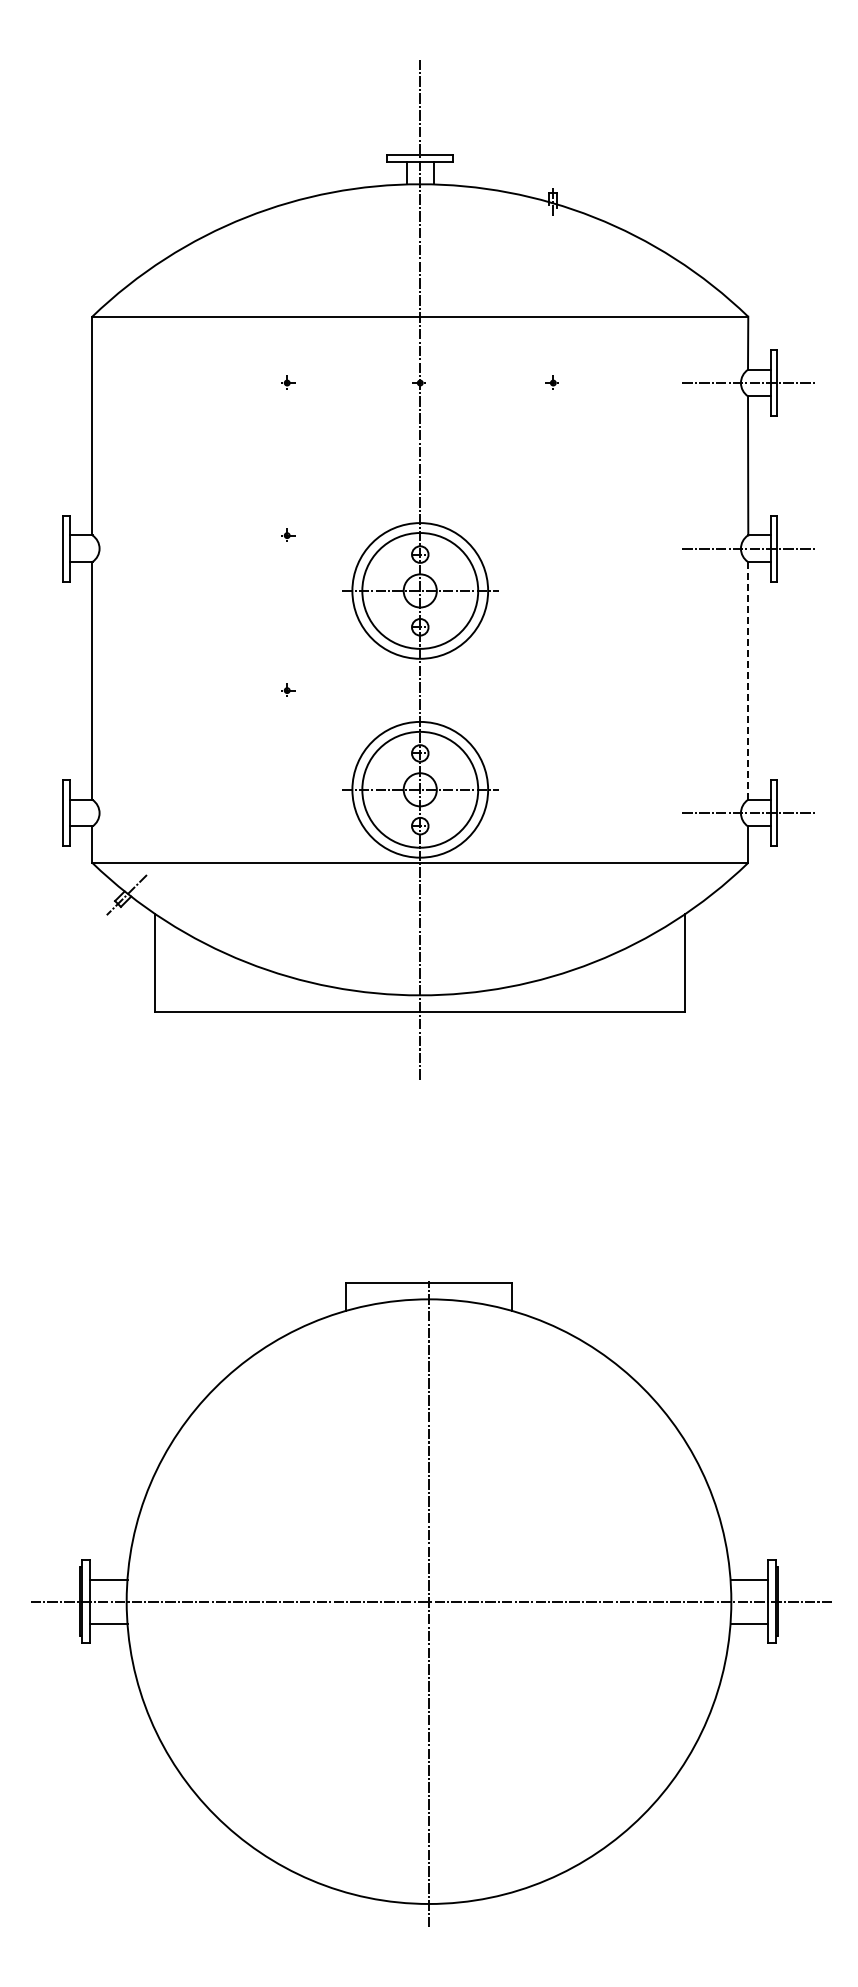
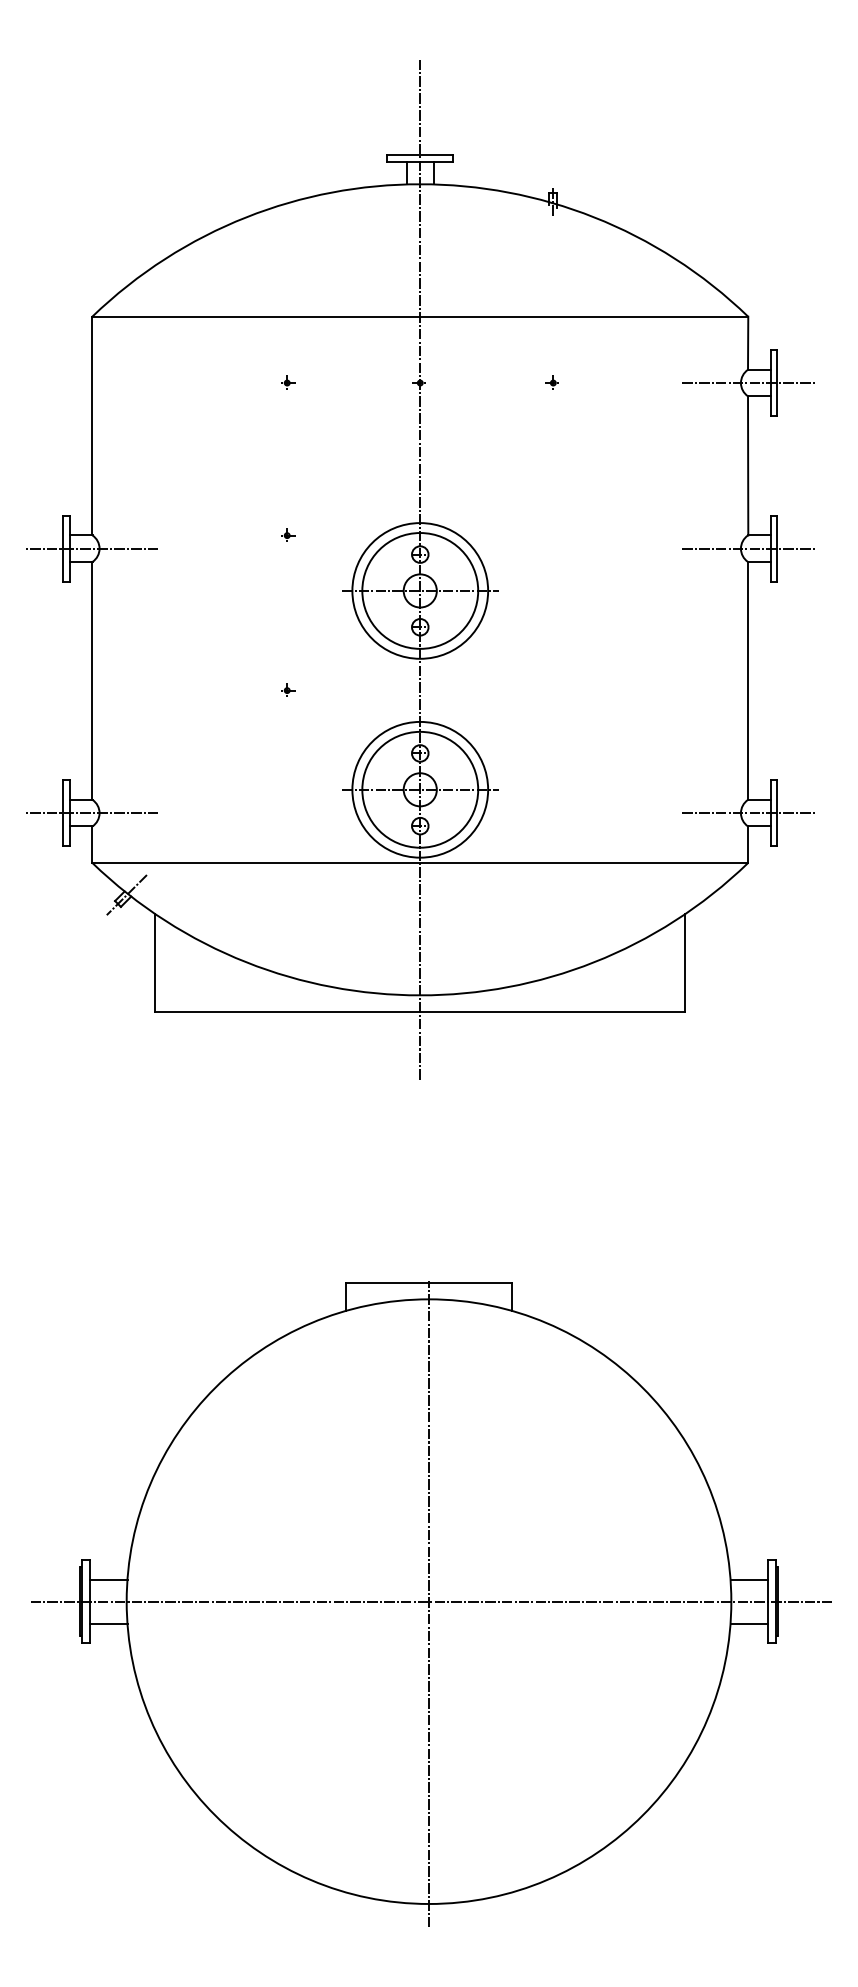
line: none -> present (91, 548)
line: dashed -> solid (748, 680)
line: none -> present (91, 813)
